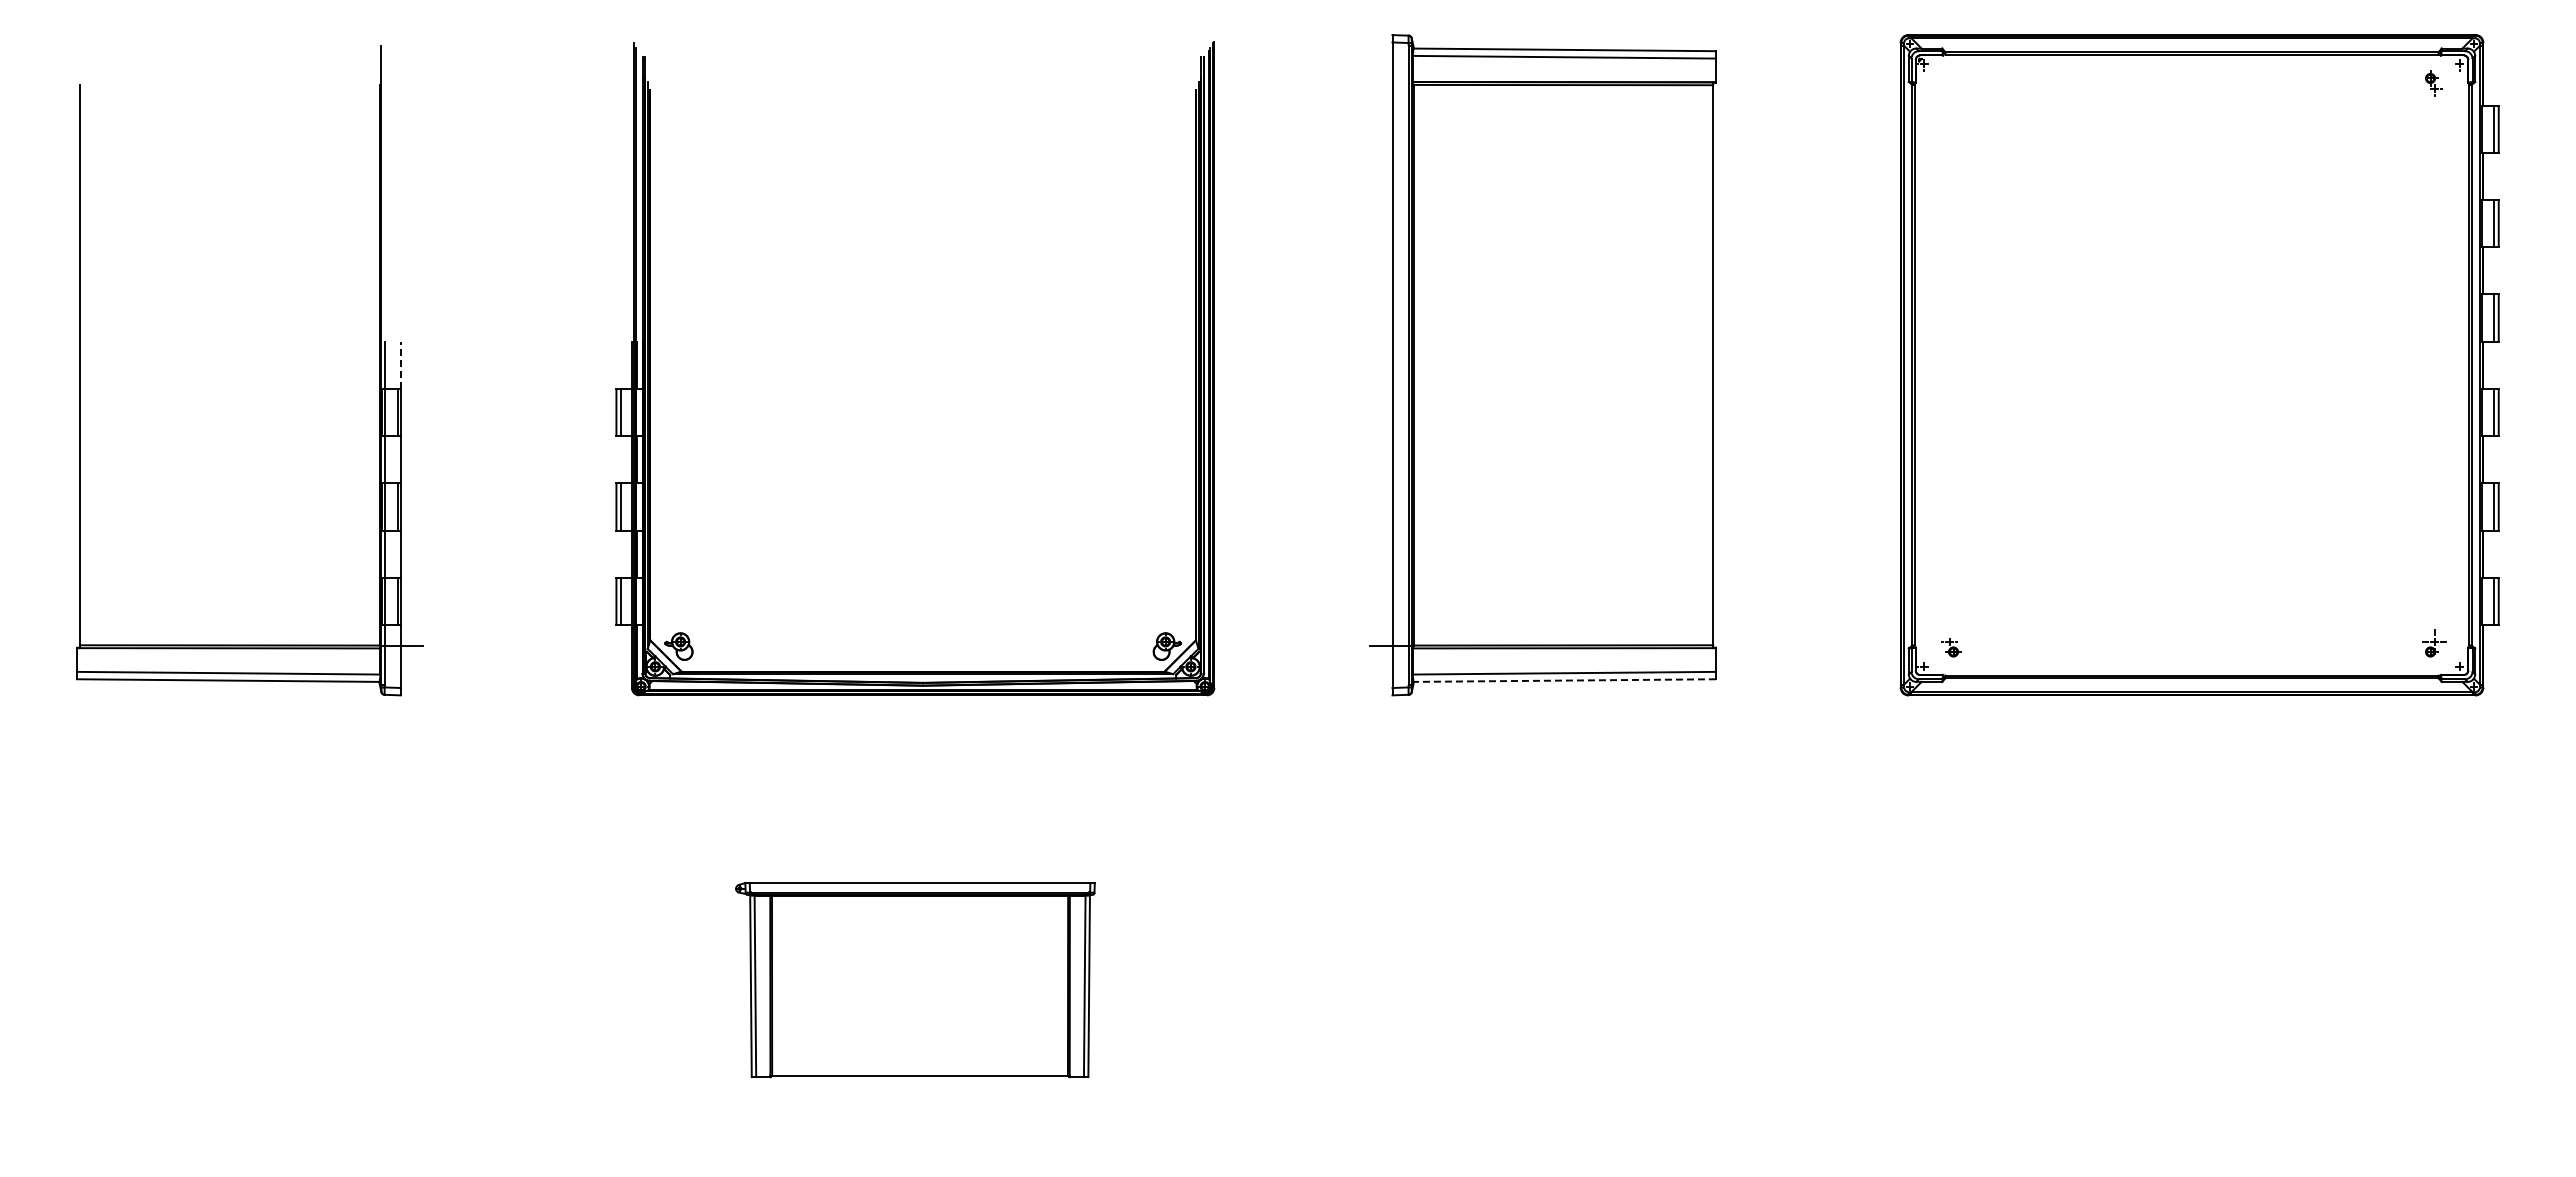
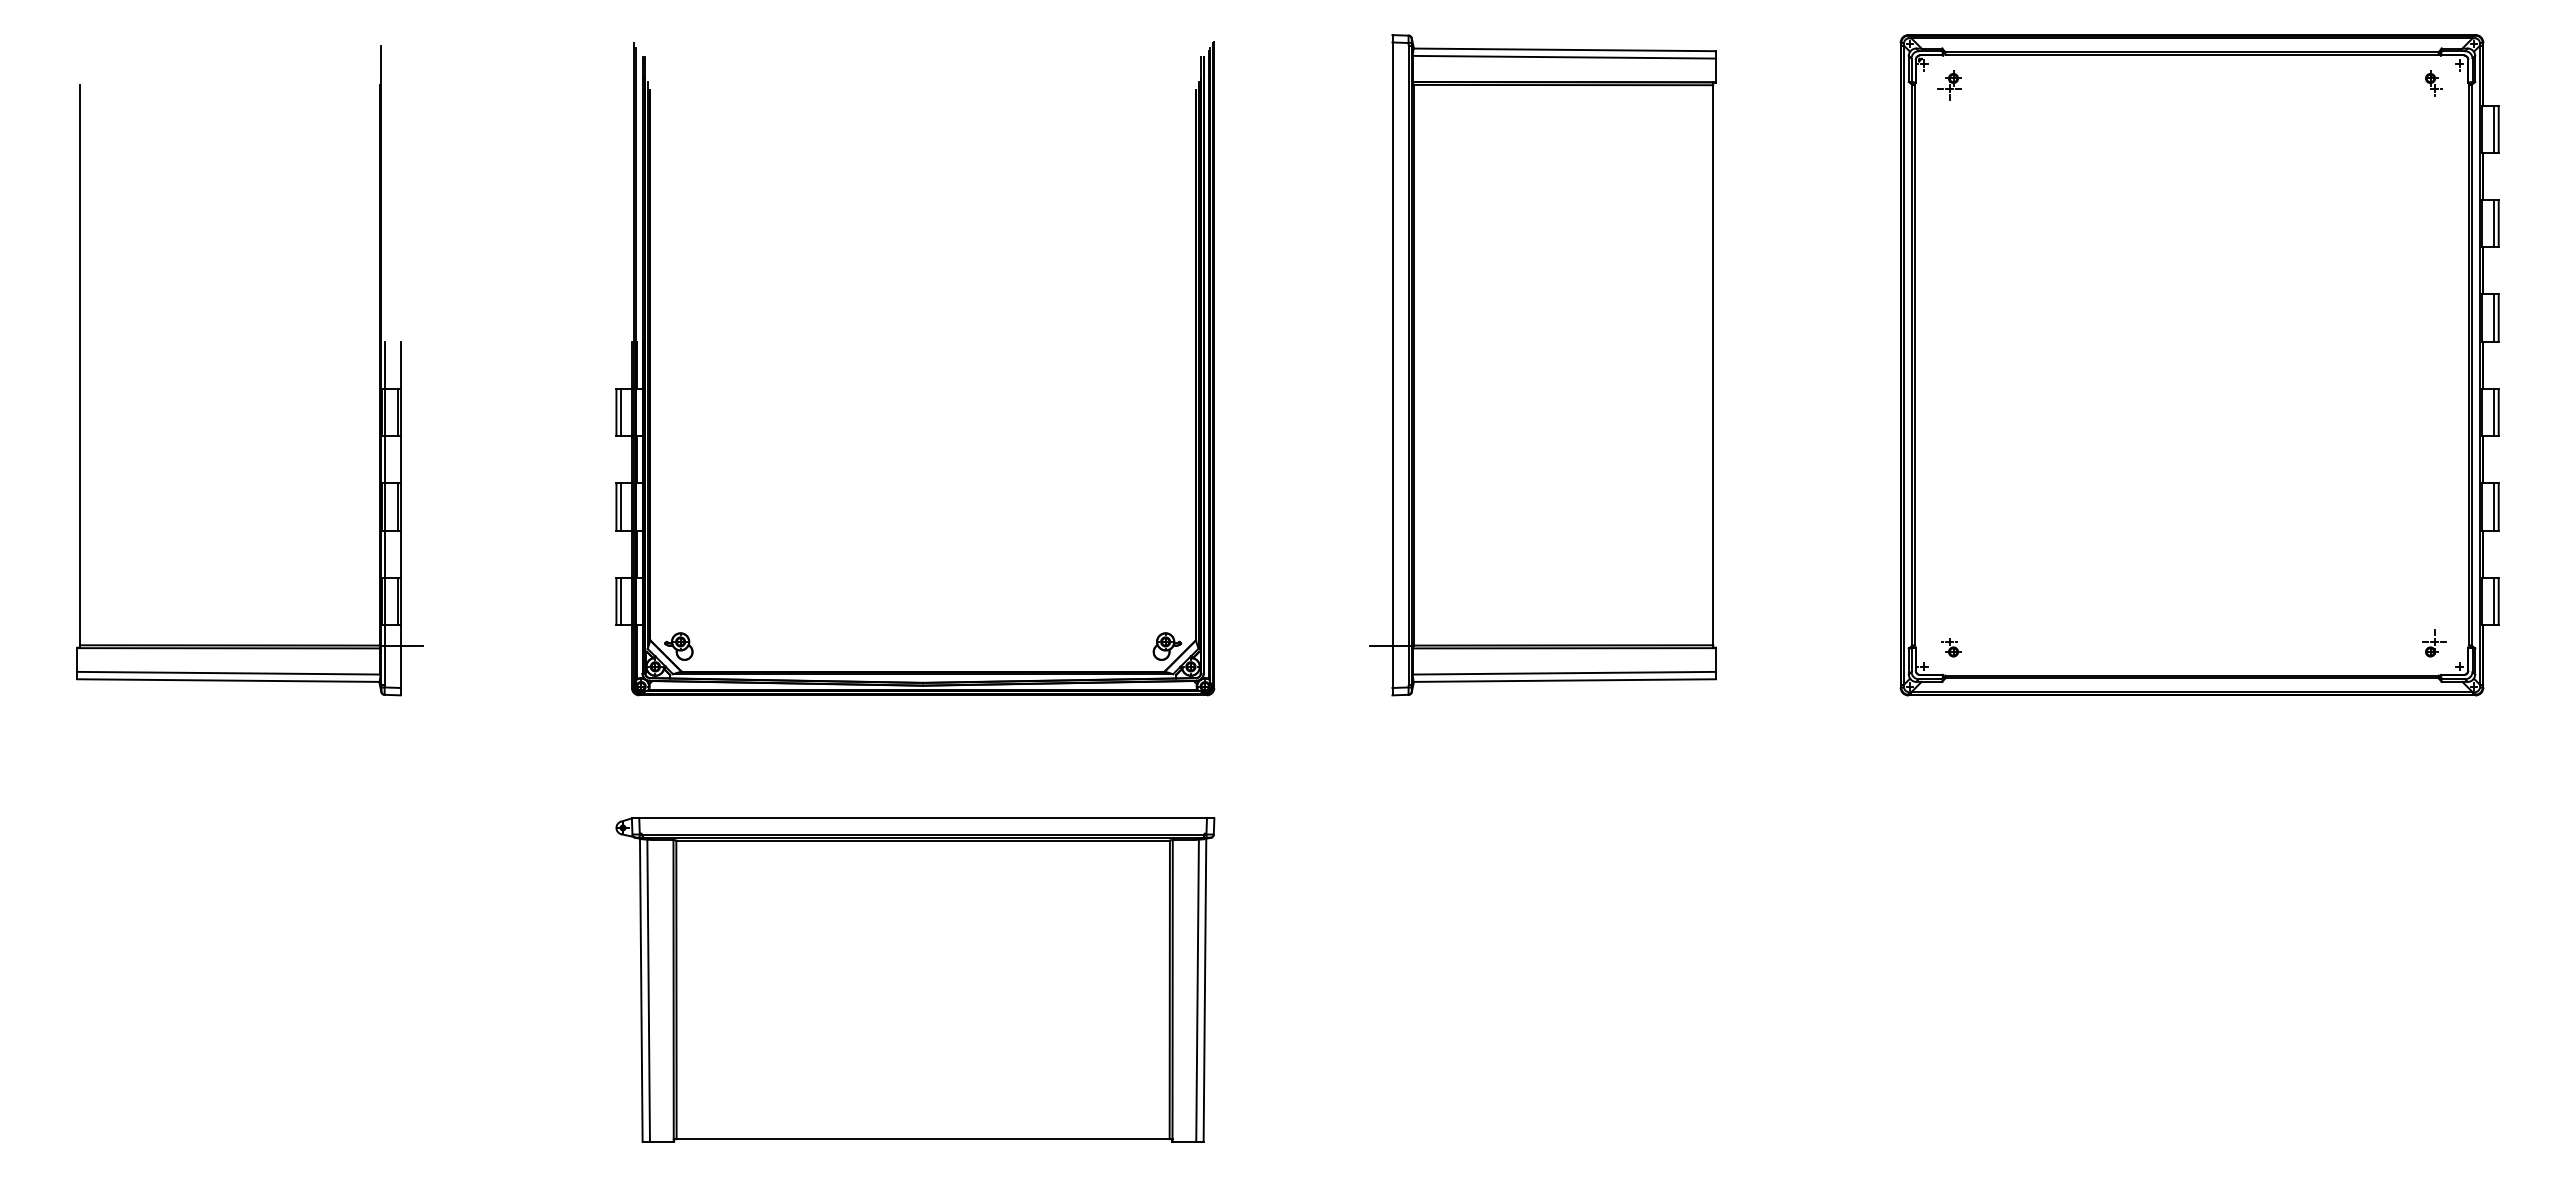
part: none -> present (1949, 85)
line: dashed -> solid (400, 365)
line: dashed -> solid (1564, 680)
part size: 361x197 px -> 601x326 px (915, 979)
